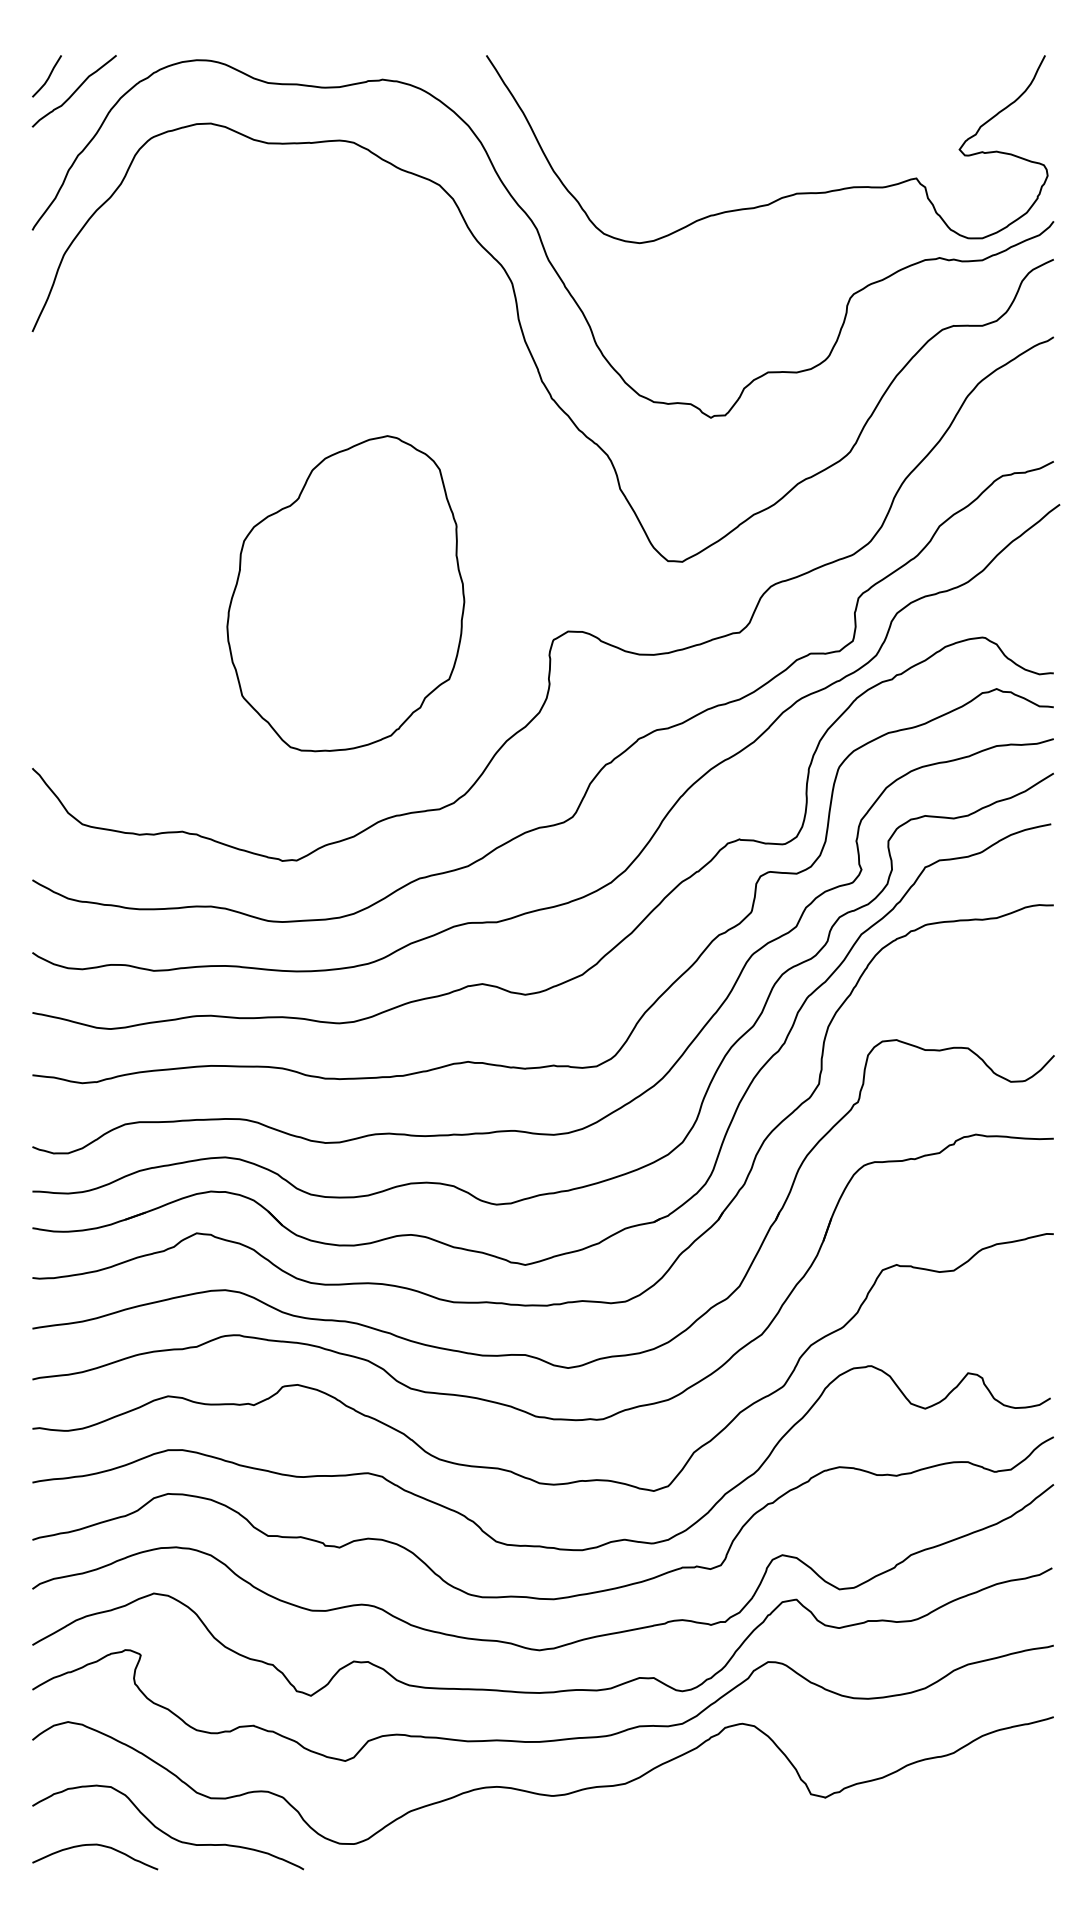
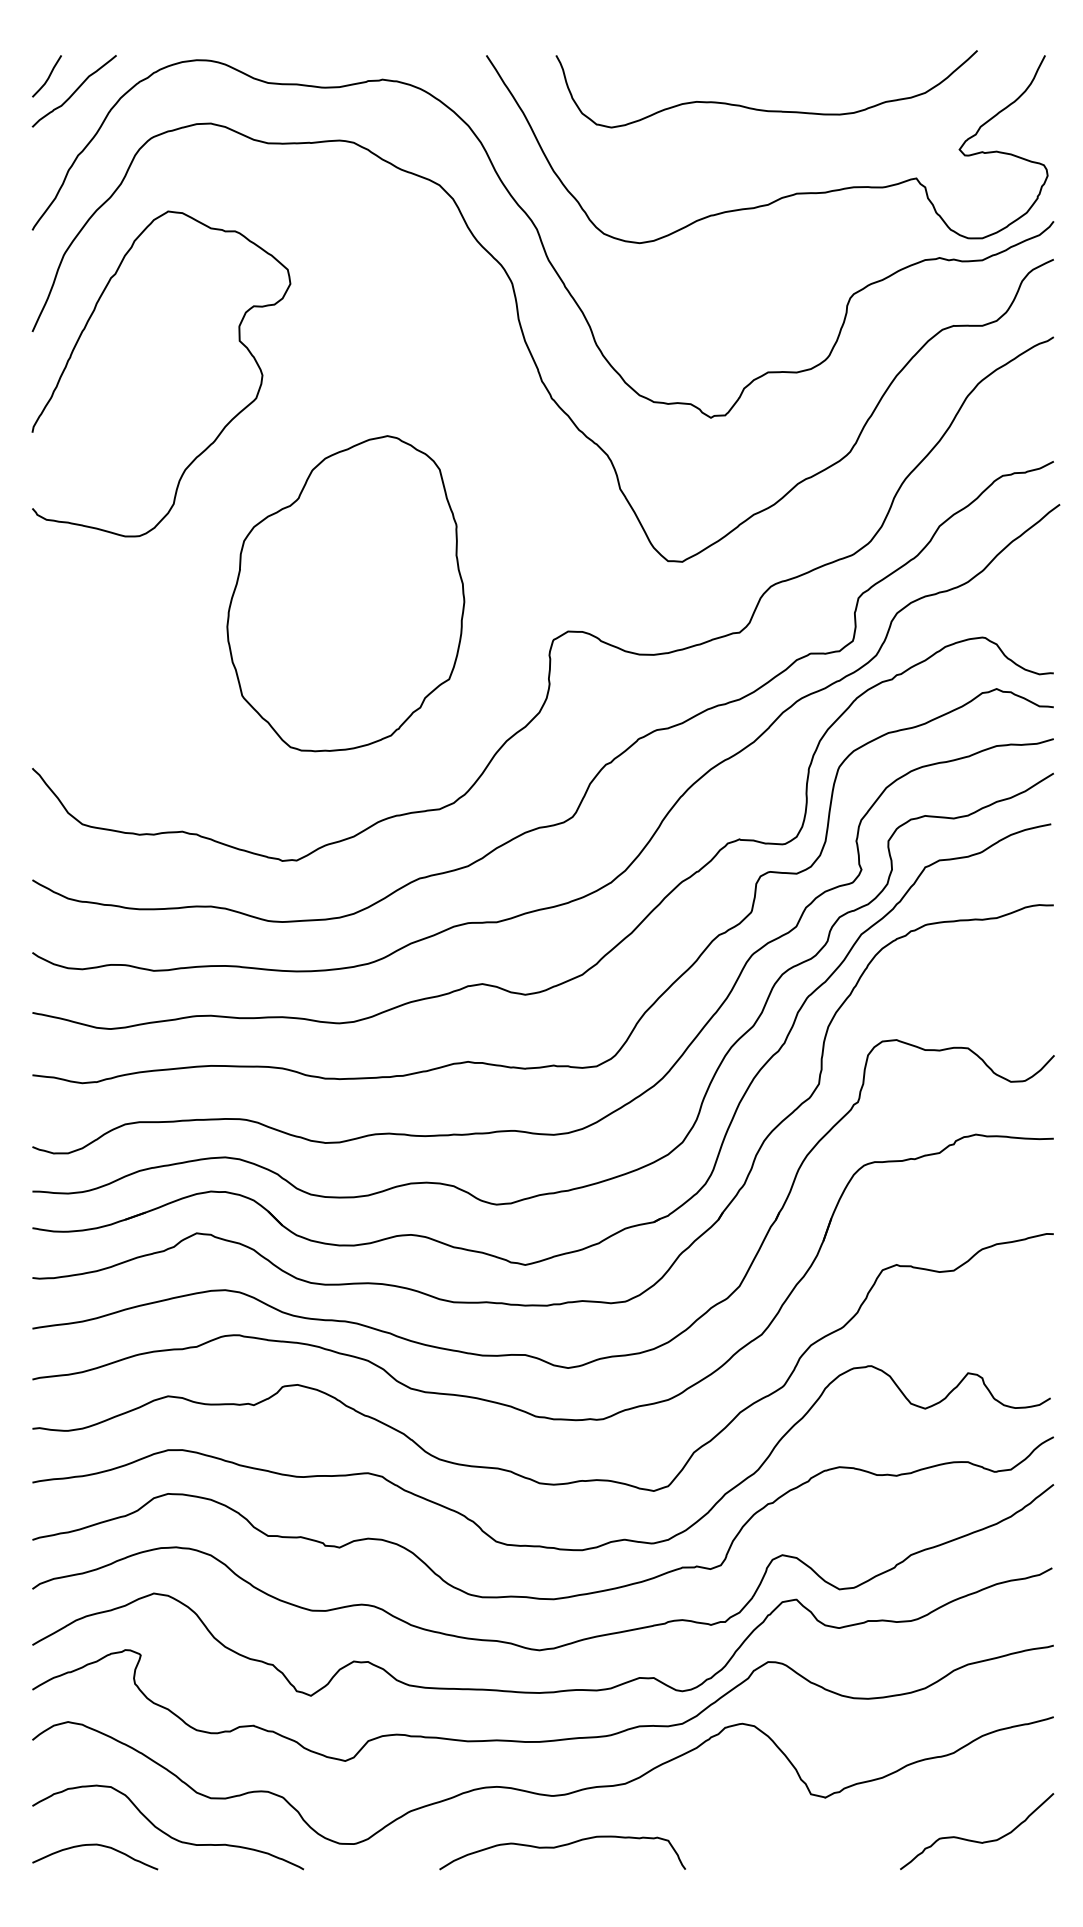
curve: none -> present (764, 109)
curve: none -> present (222, 428)
curve: none -> present (975, 1840)
curve: none -> present (559, 1847)
